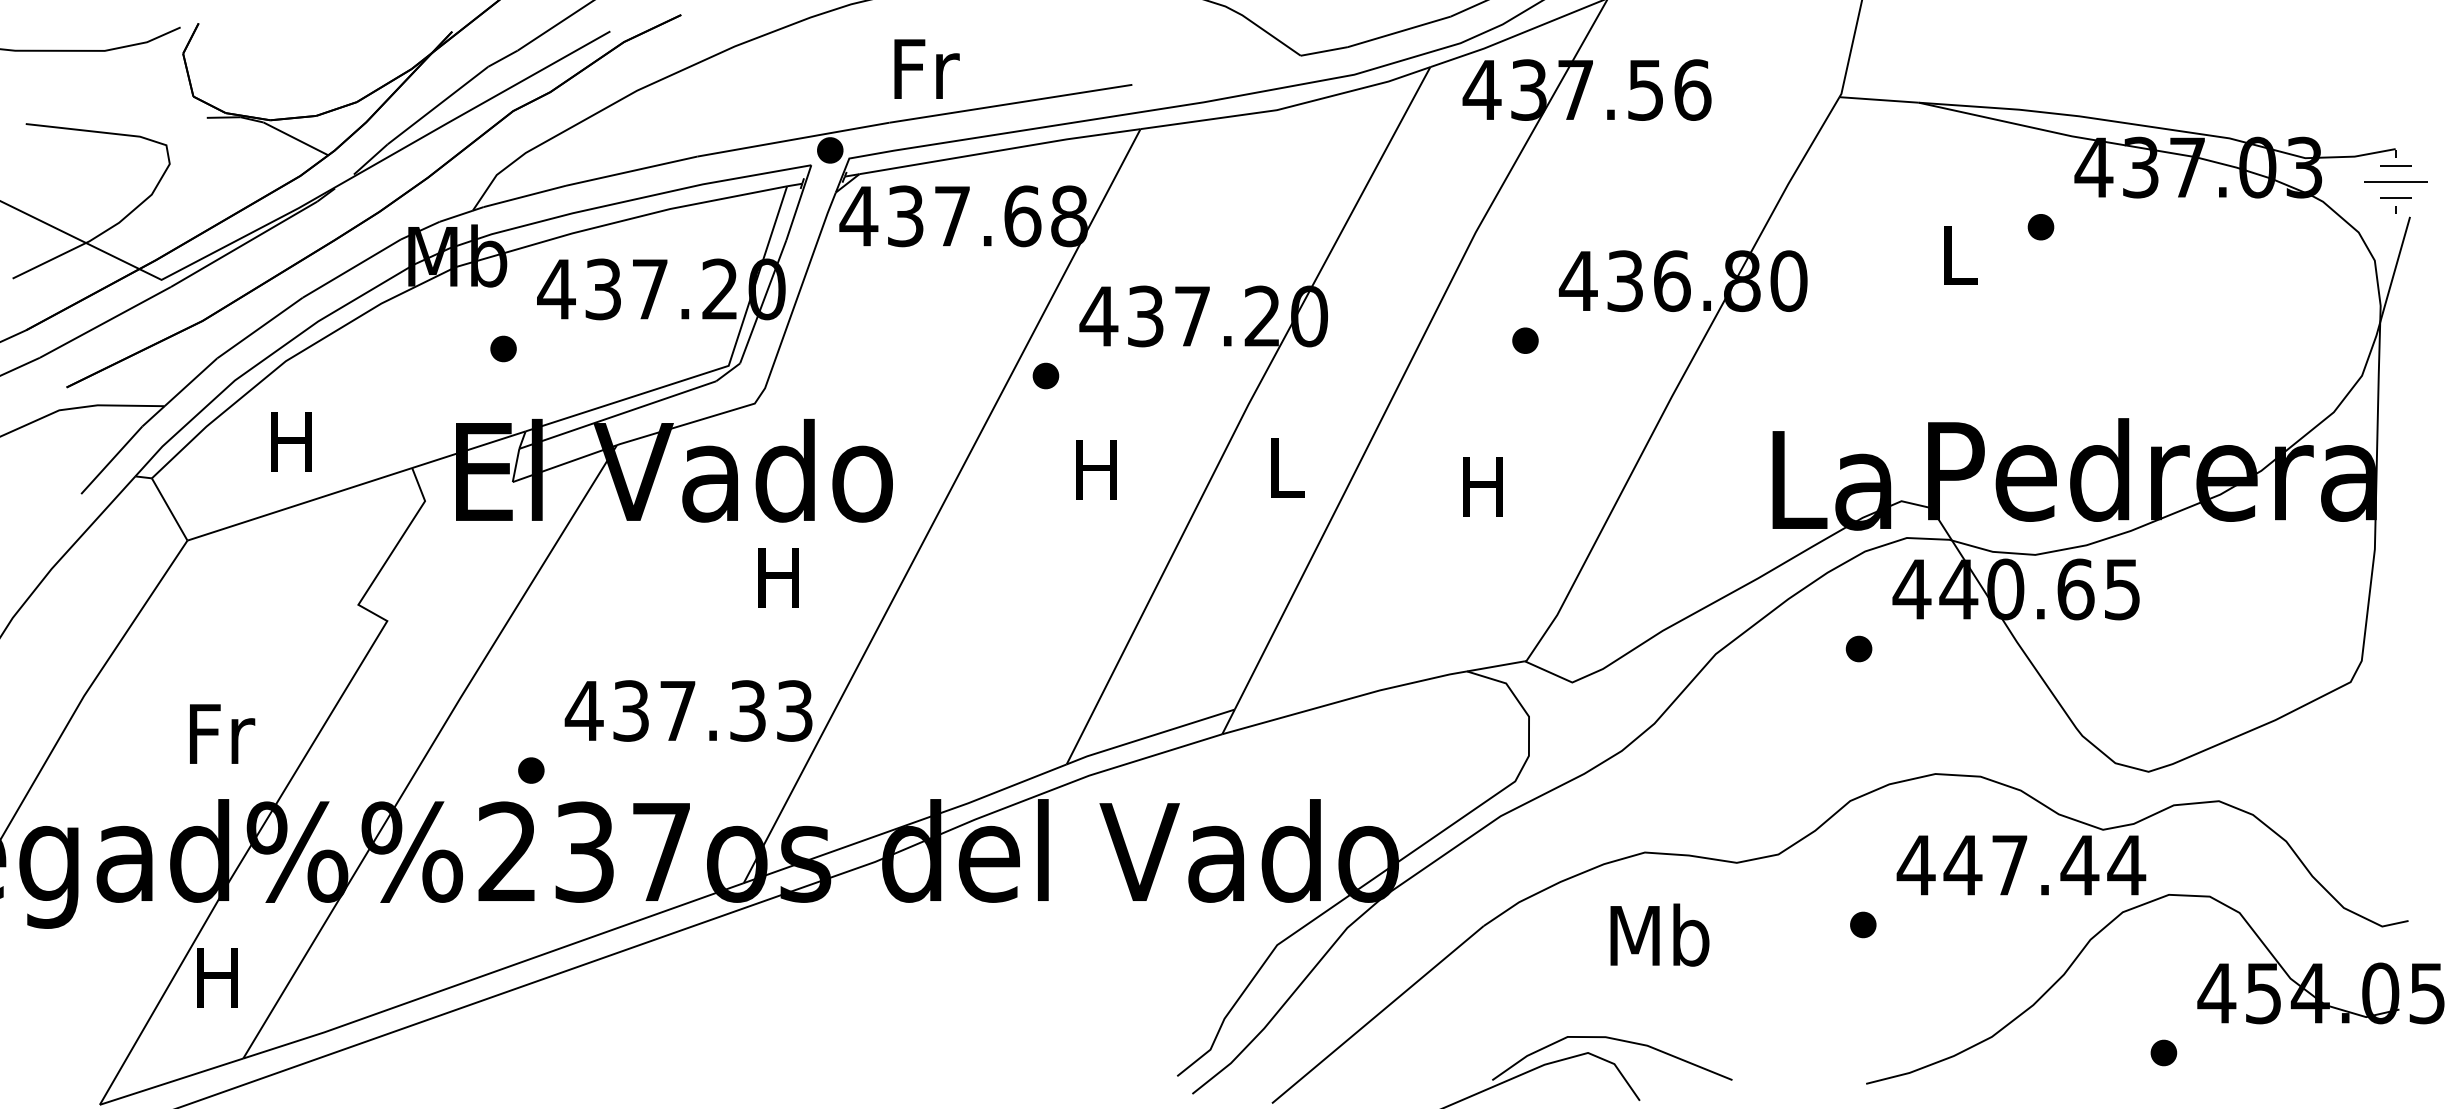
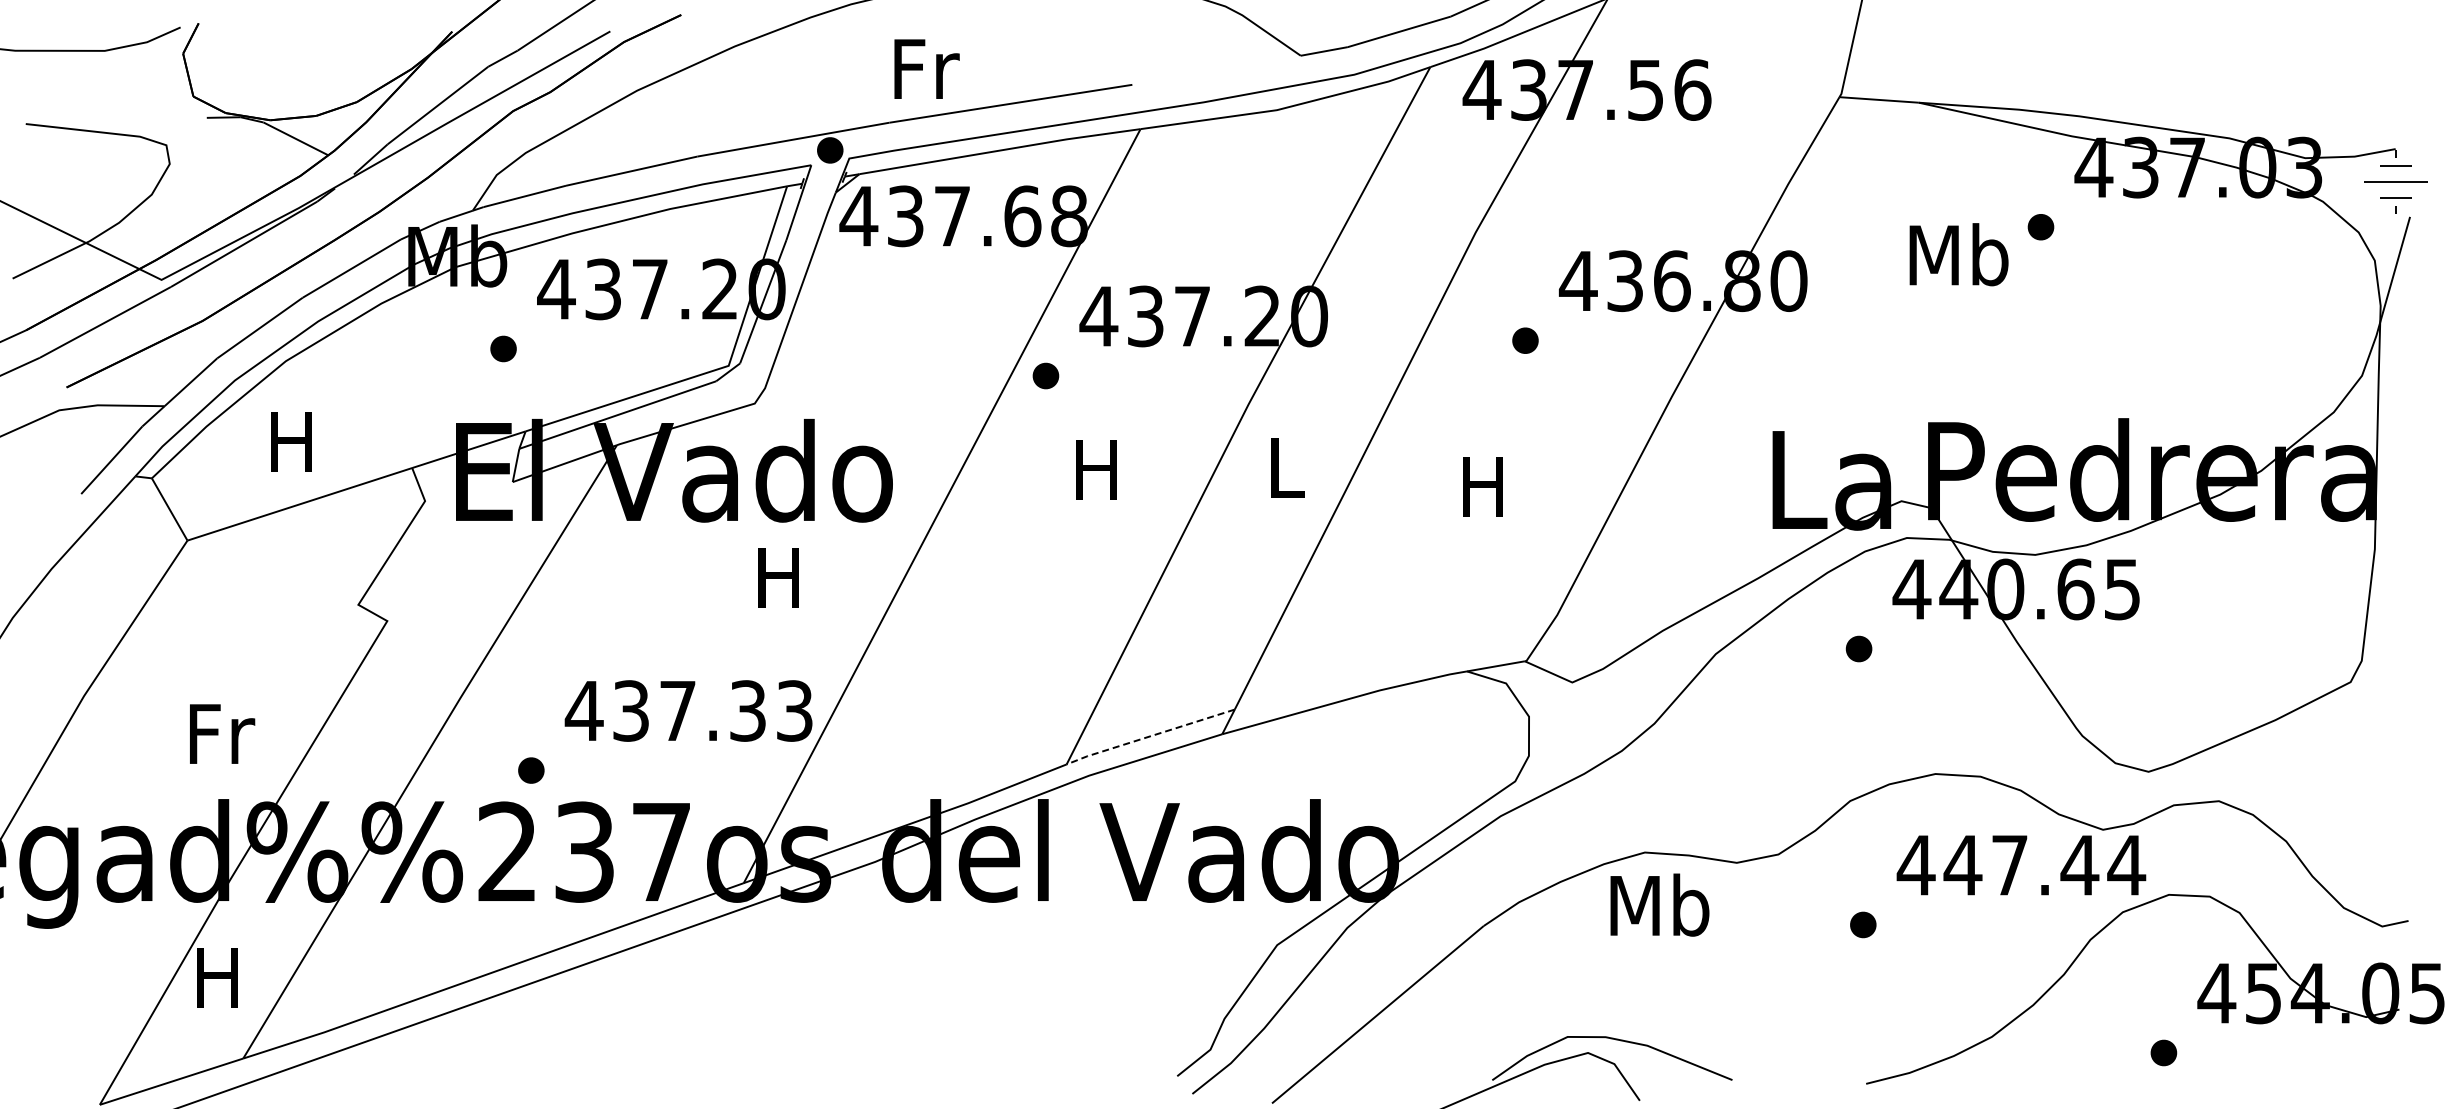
text: L -> Mb (1958, 254)
line: solid -> dashed (1149, 736)
text position: (1659, 934) -> (1659, 904) (1659, 904)
